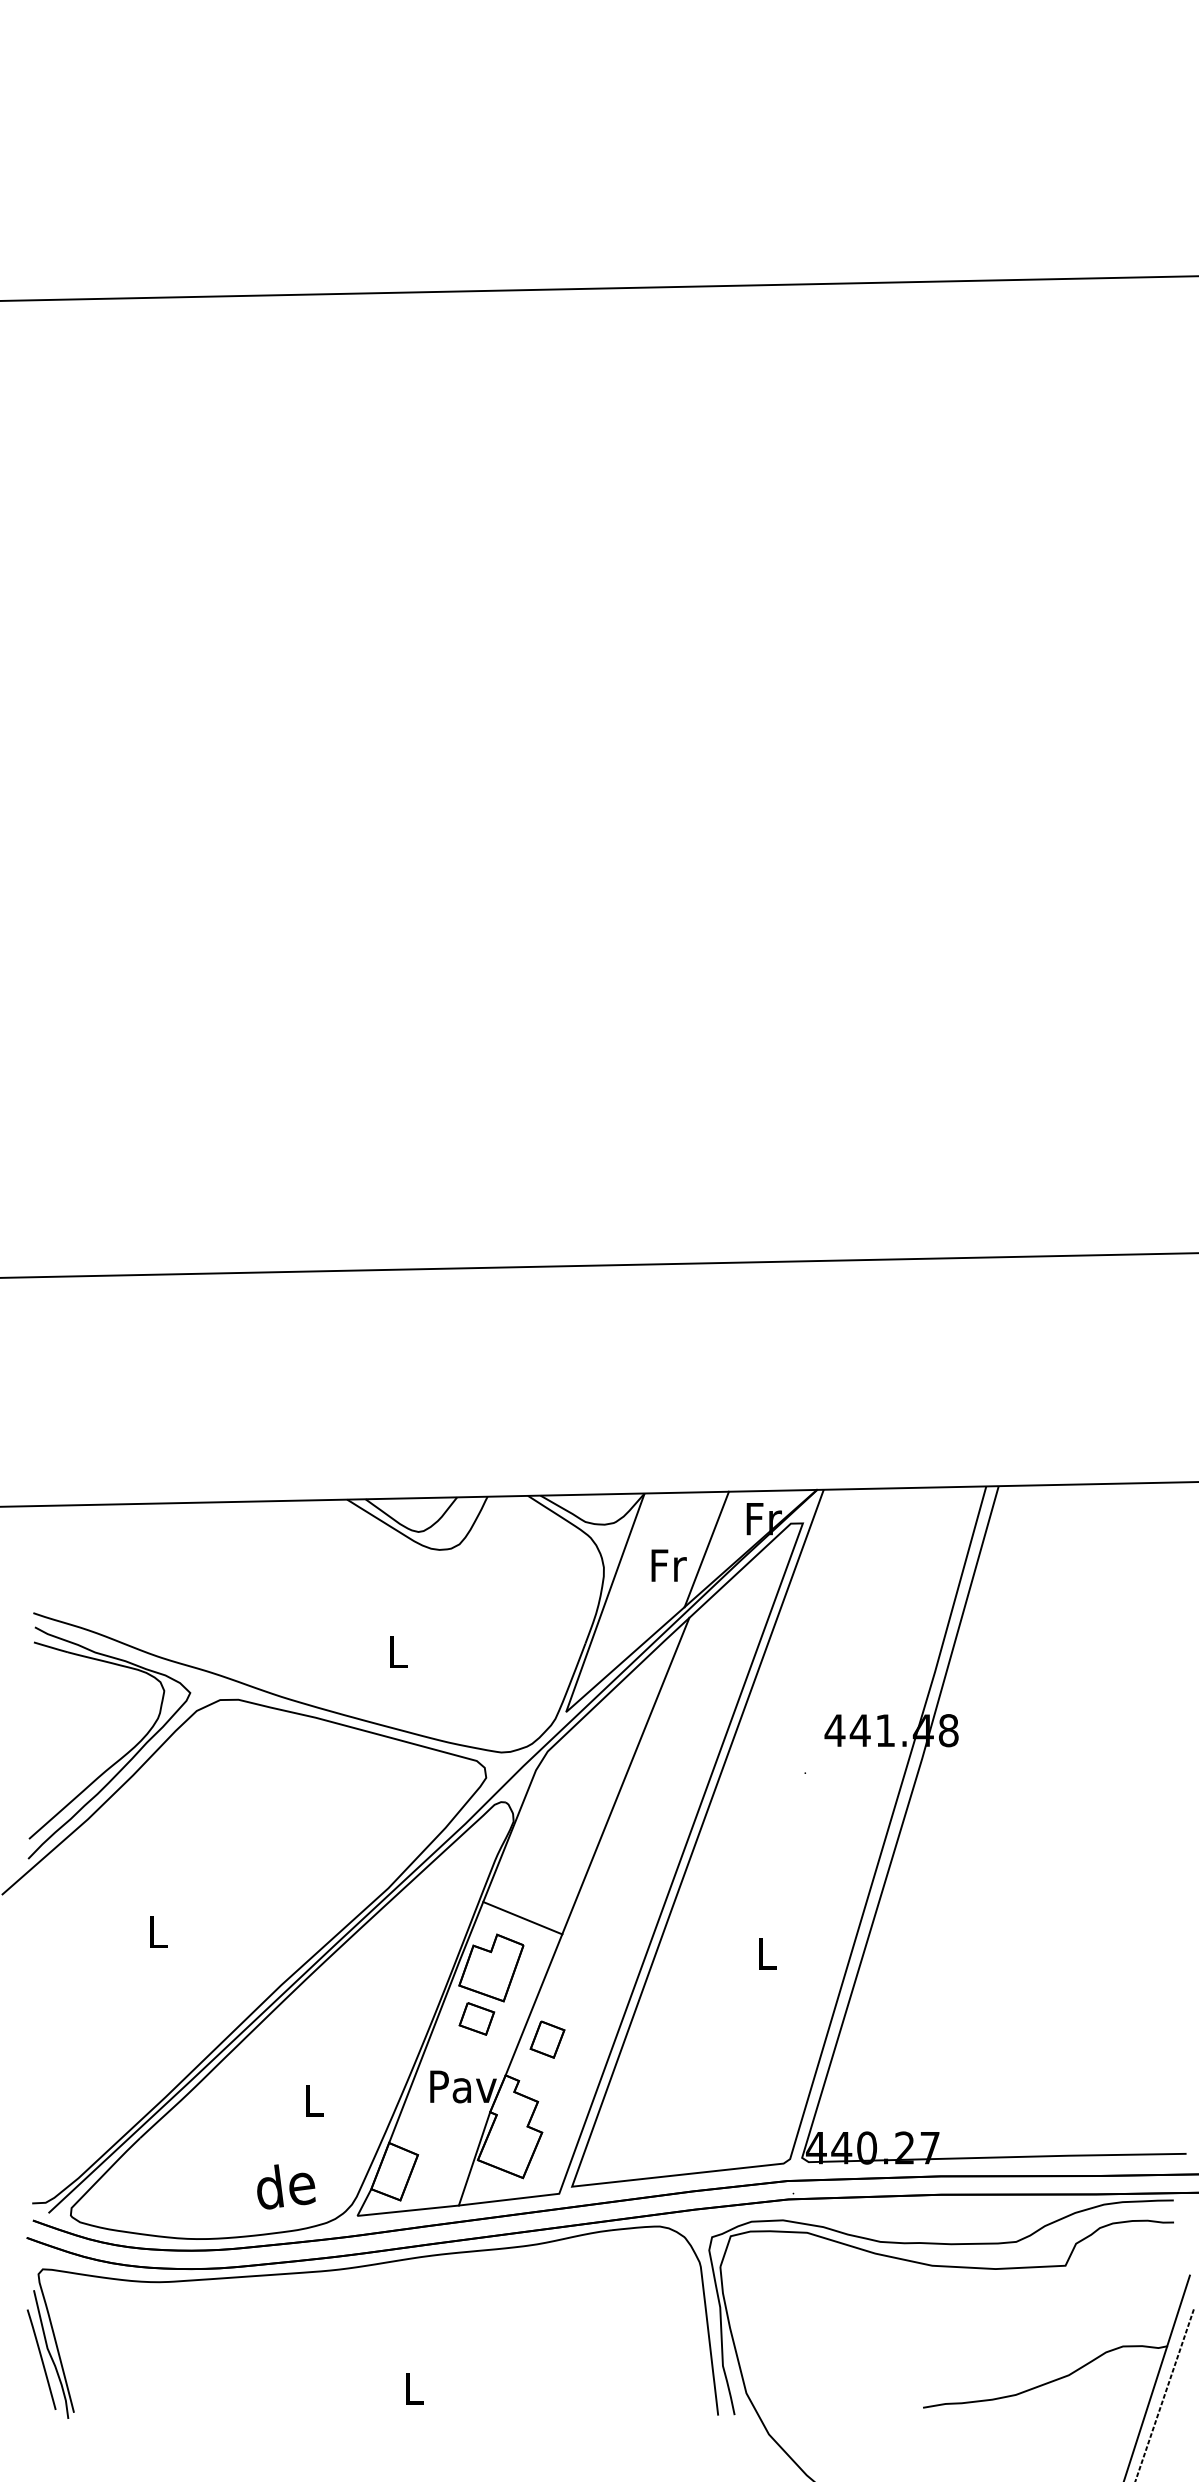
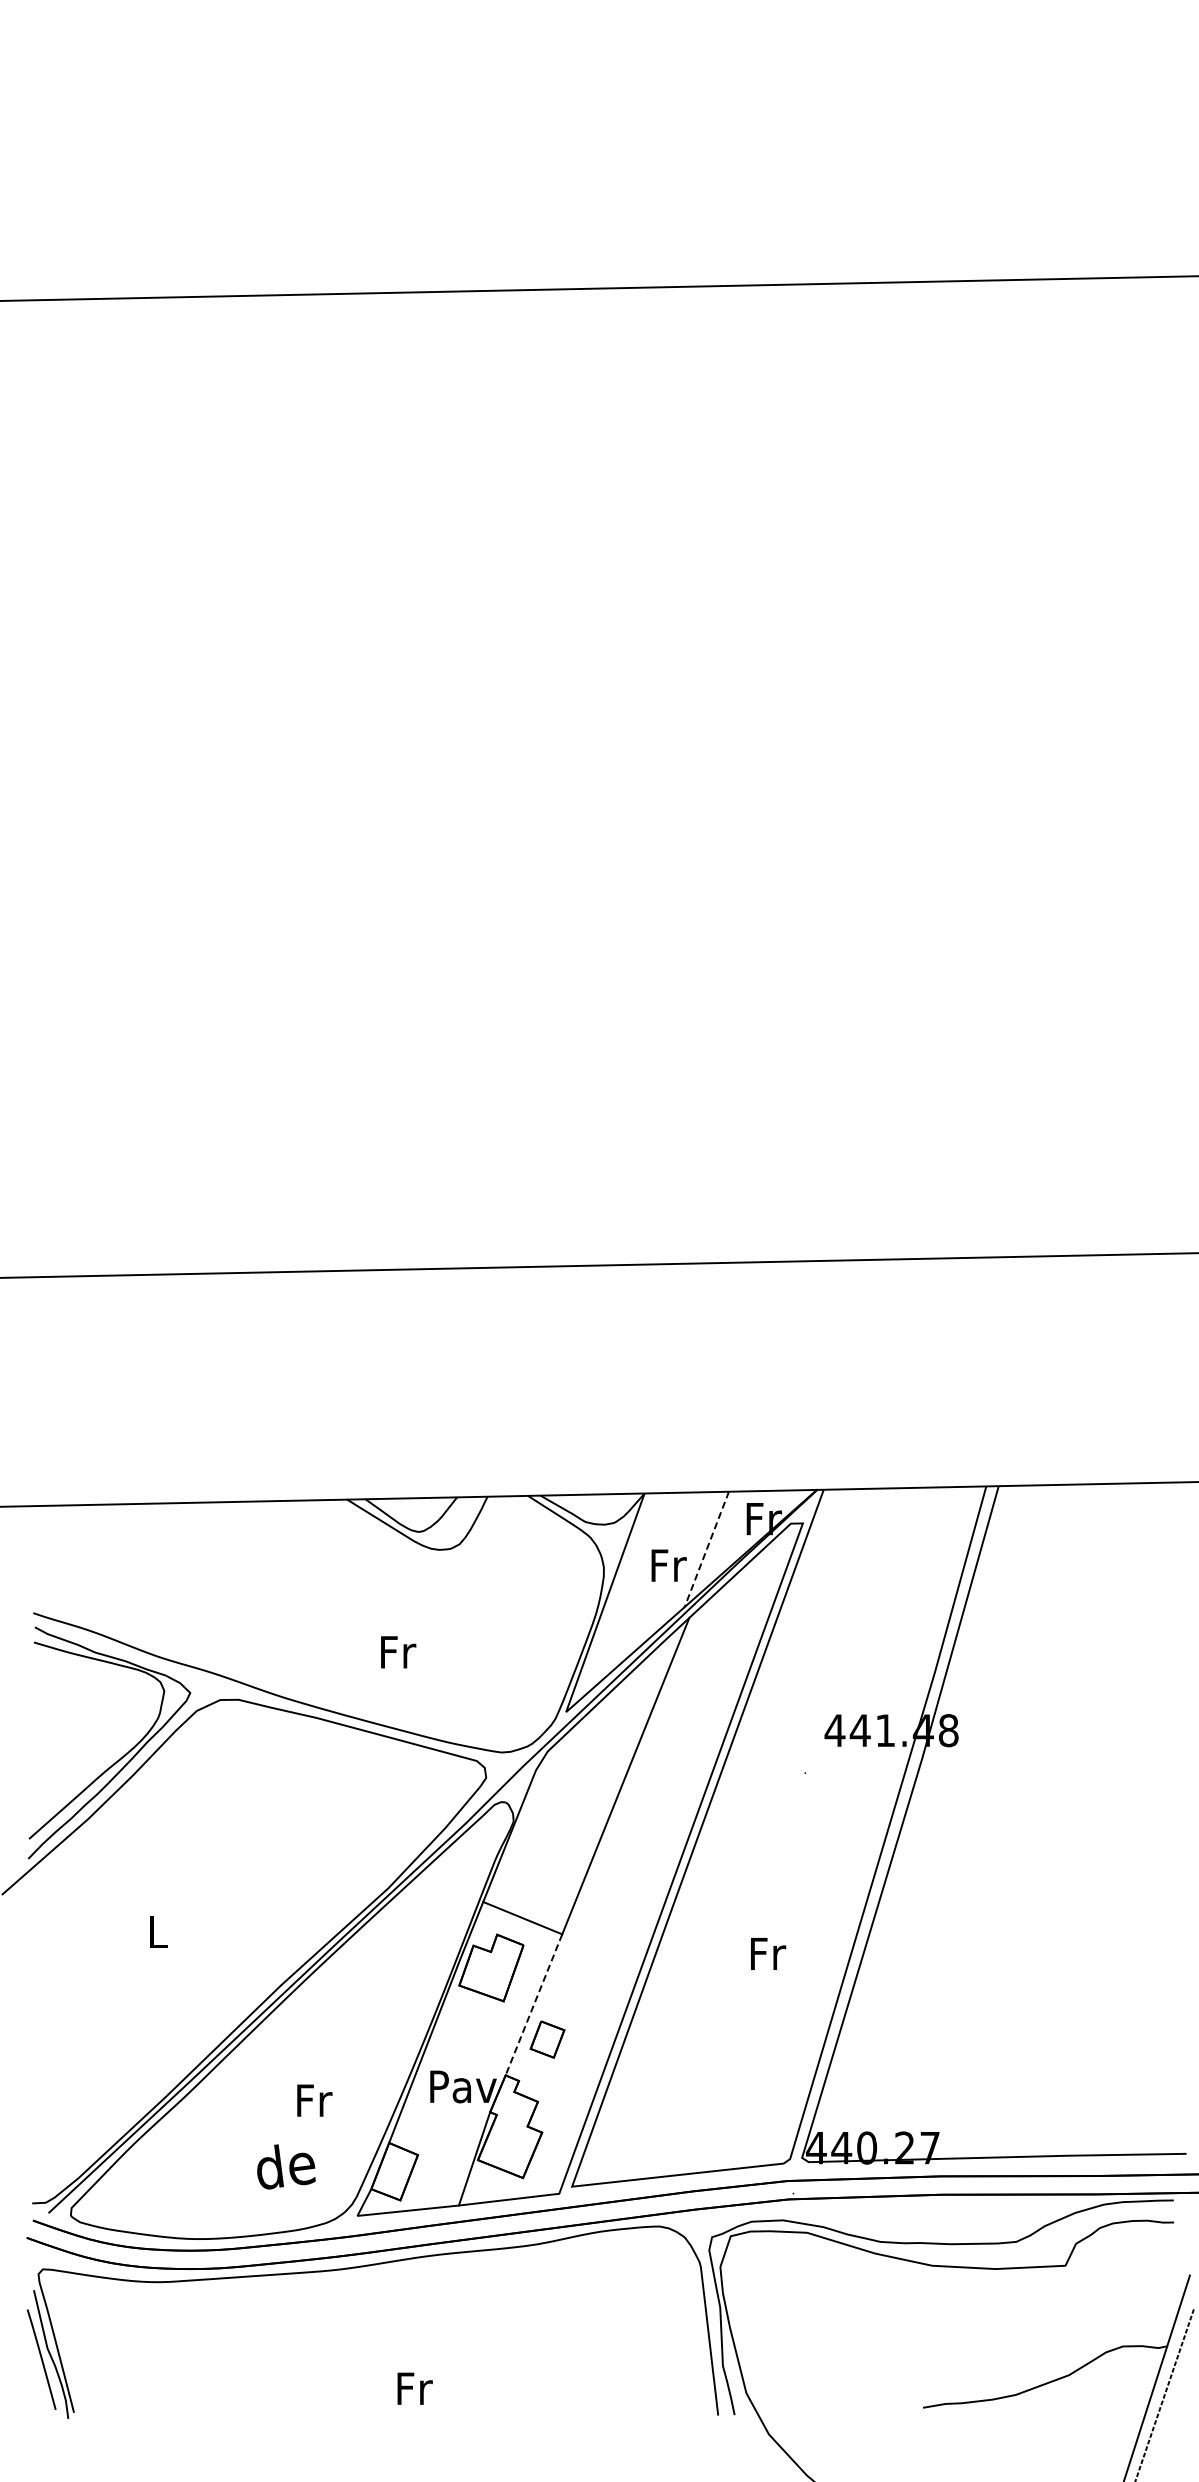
line: solid -> dashed (706, 1549)
text: L -> Fr (398, 1652)
text: L -> Fr (768, 1953)
line: solid -> dashed (533, 2004)
part: present -> none (476, 2018)
text: L -> Fr (314, 2100)
text position: (286, 2186) -> (286, 2166) (286, 2166)
text: L -> Fr (414, 2388)
